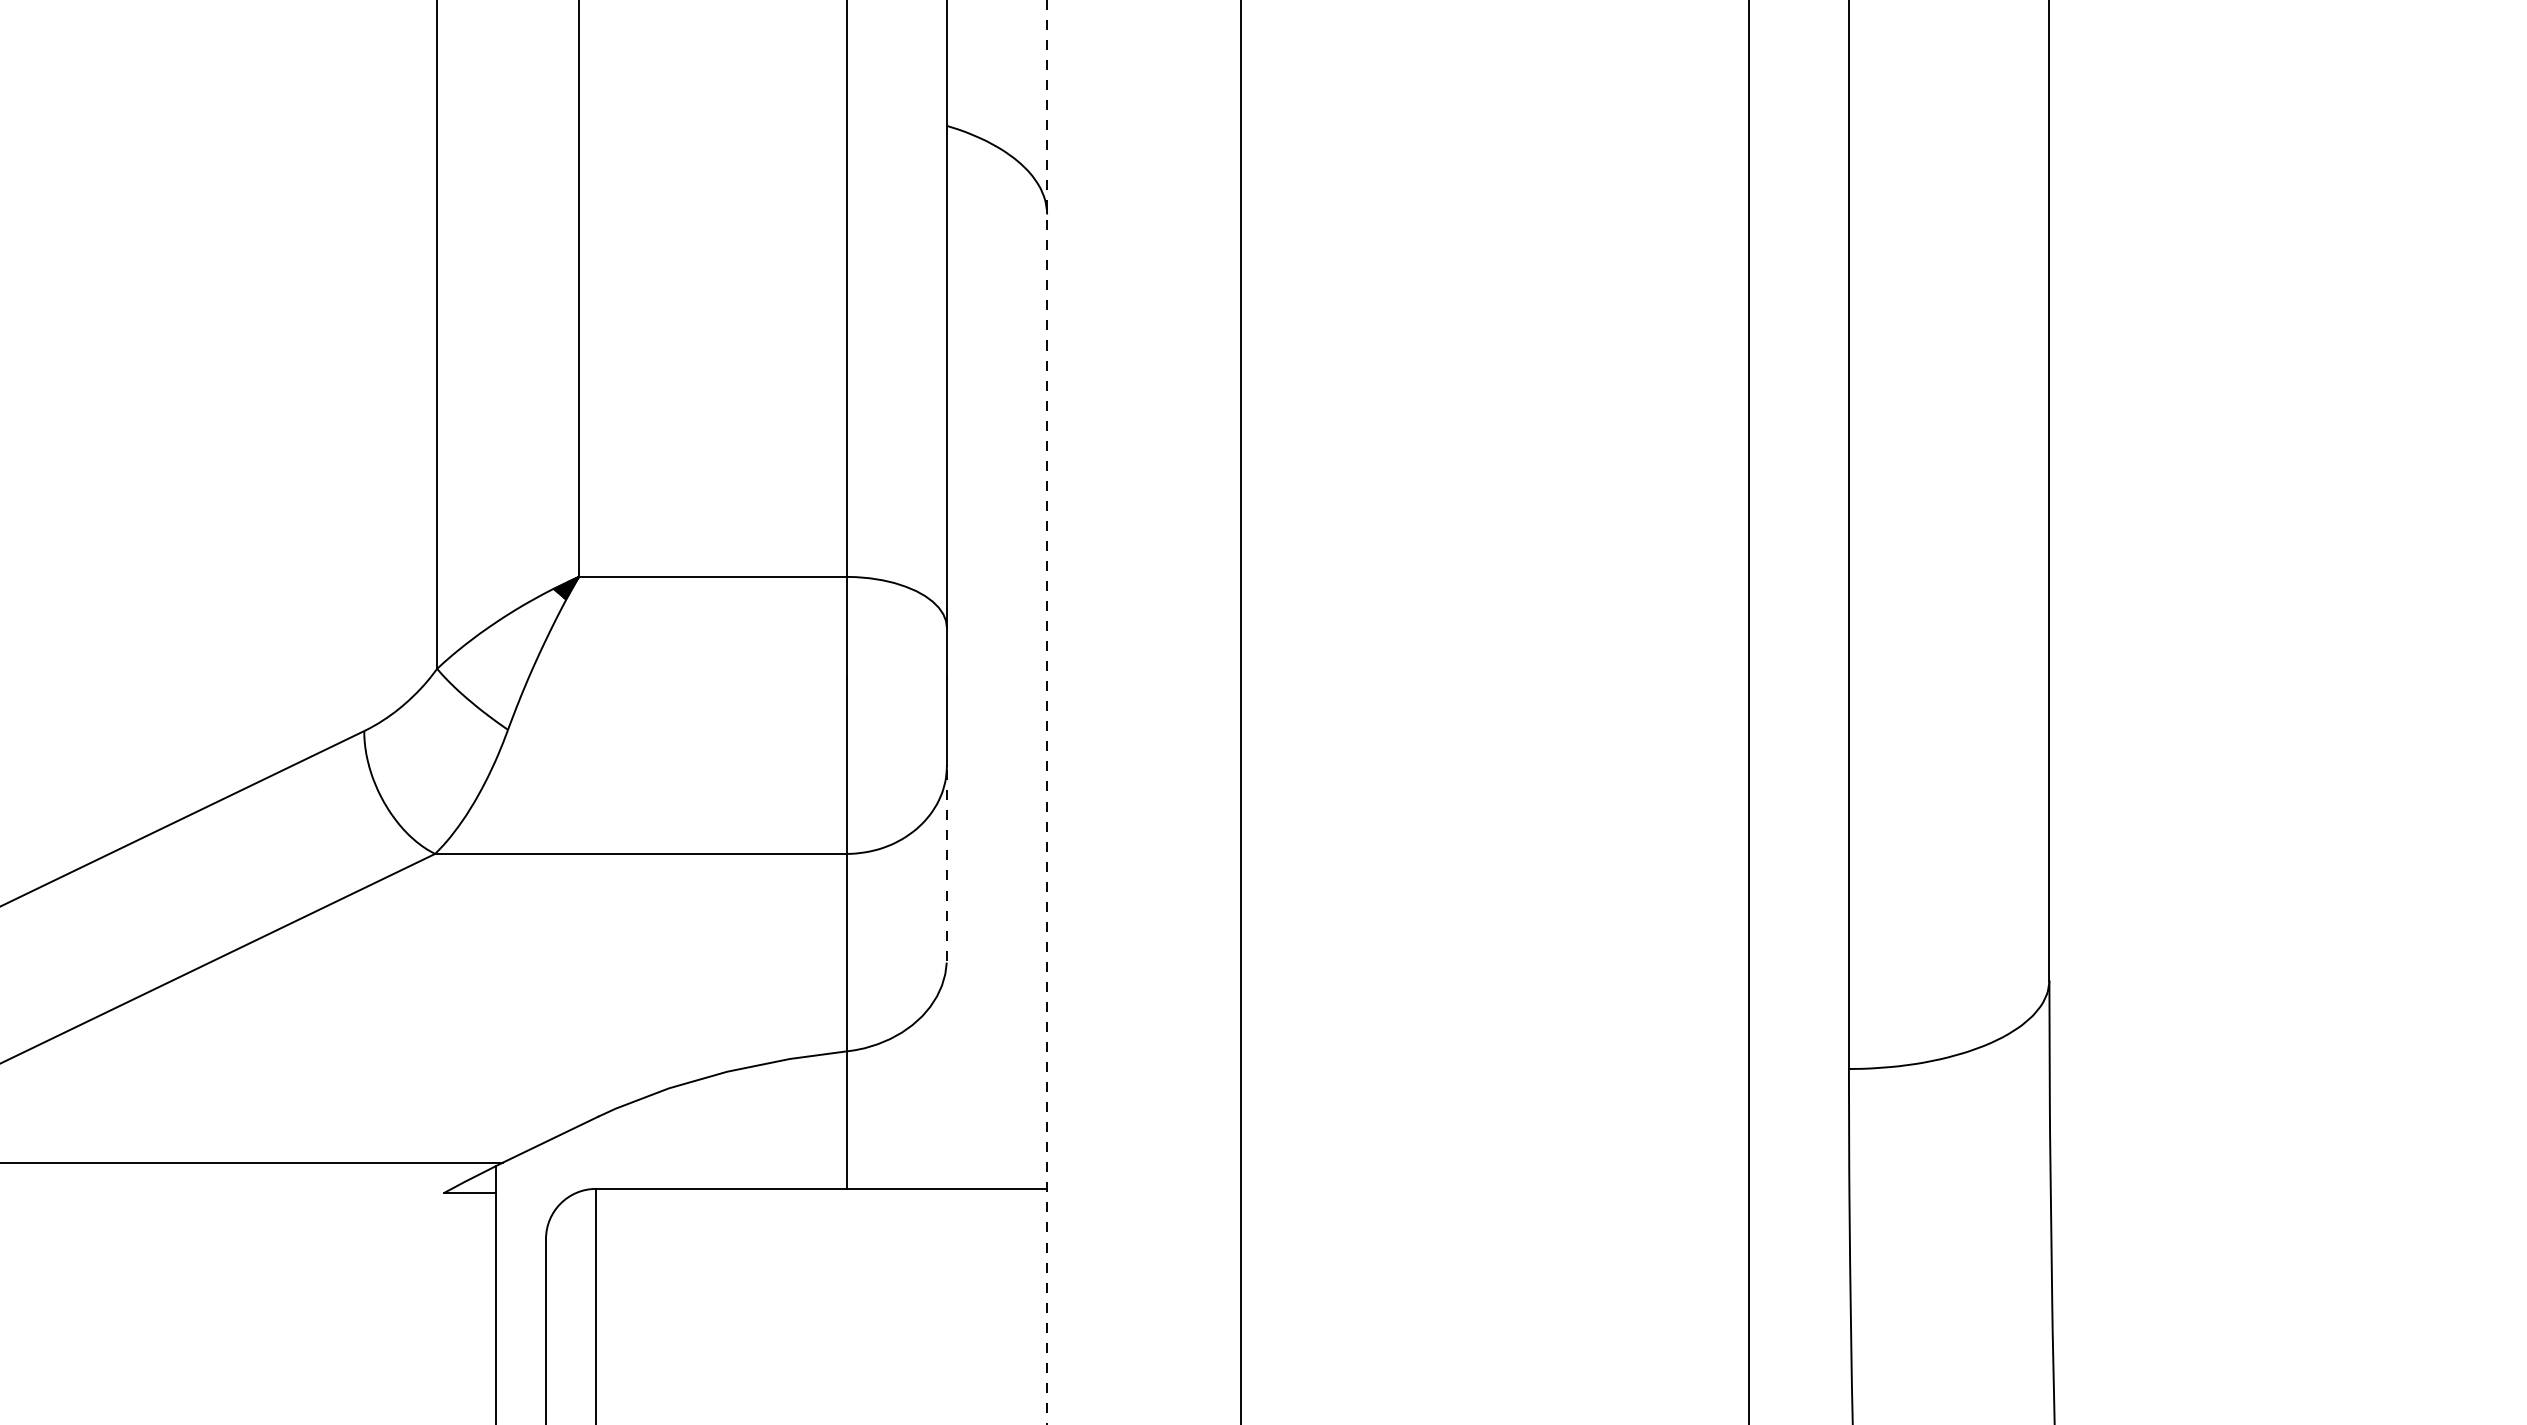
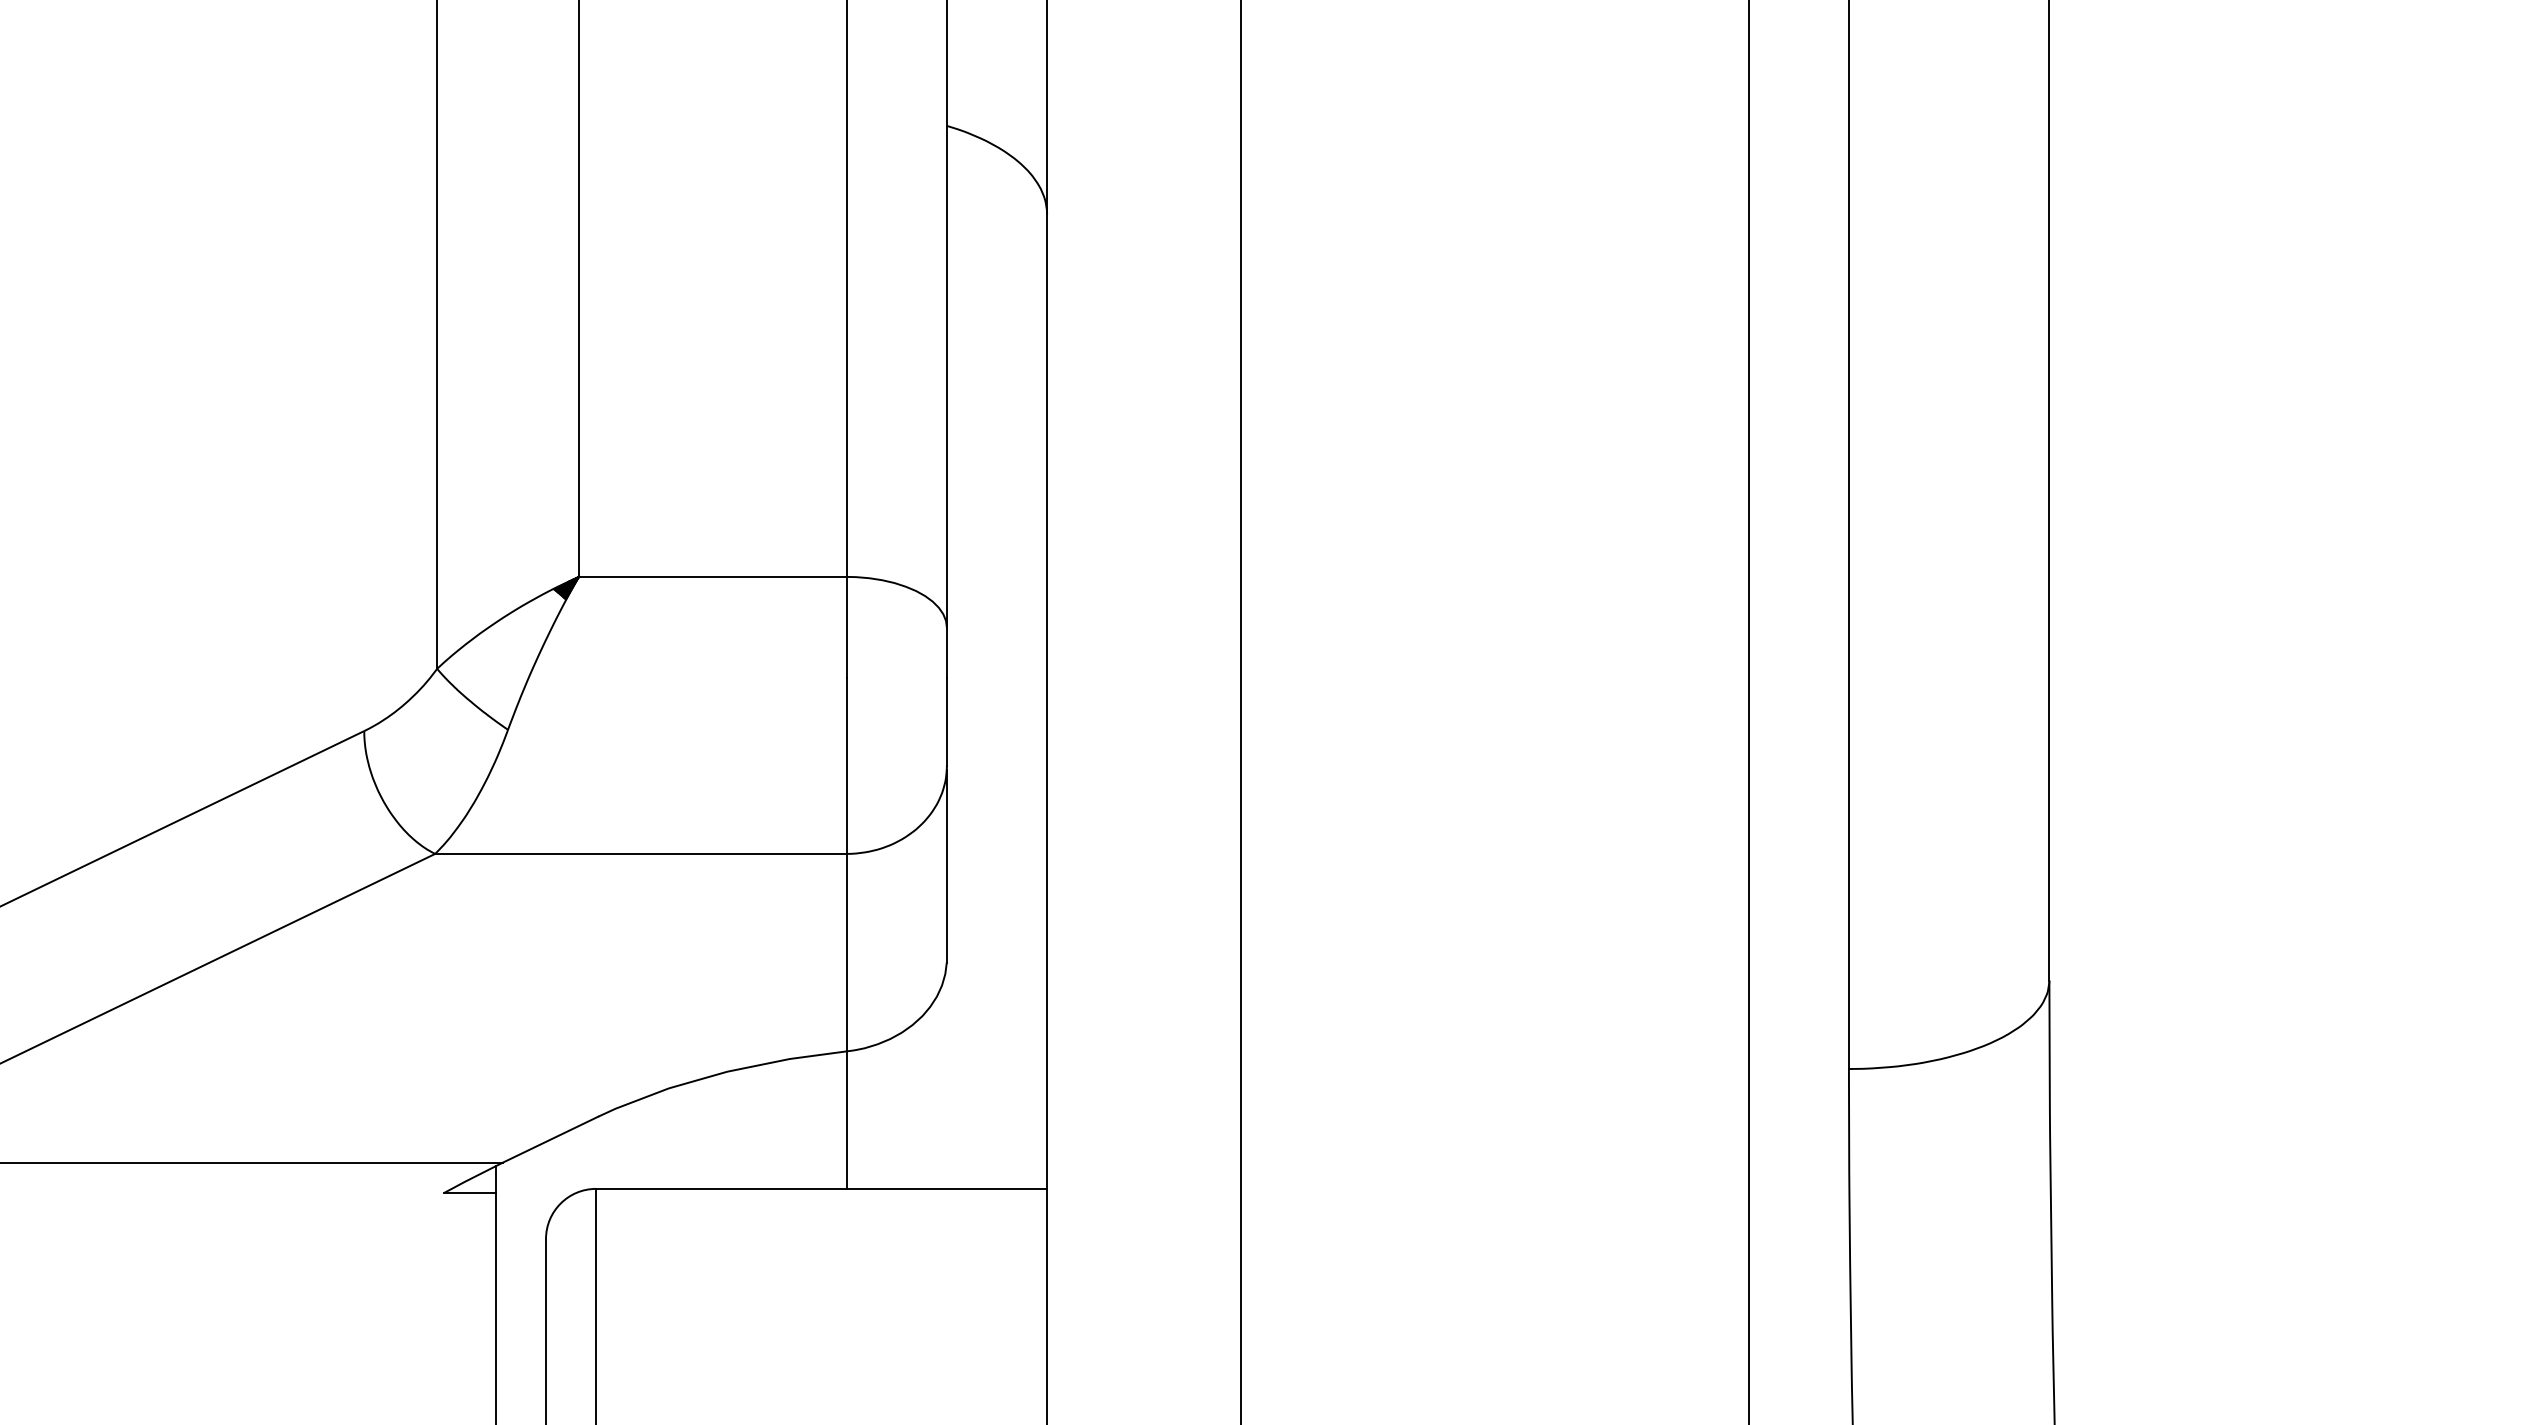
line: dashed -> solid (1047, 712)
line: dashed -> solid (946, 866)
